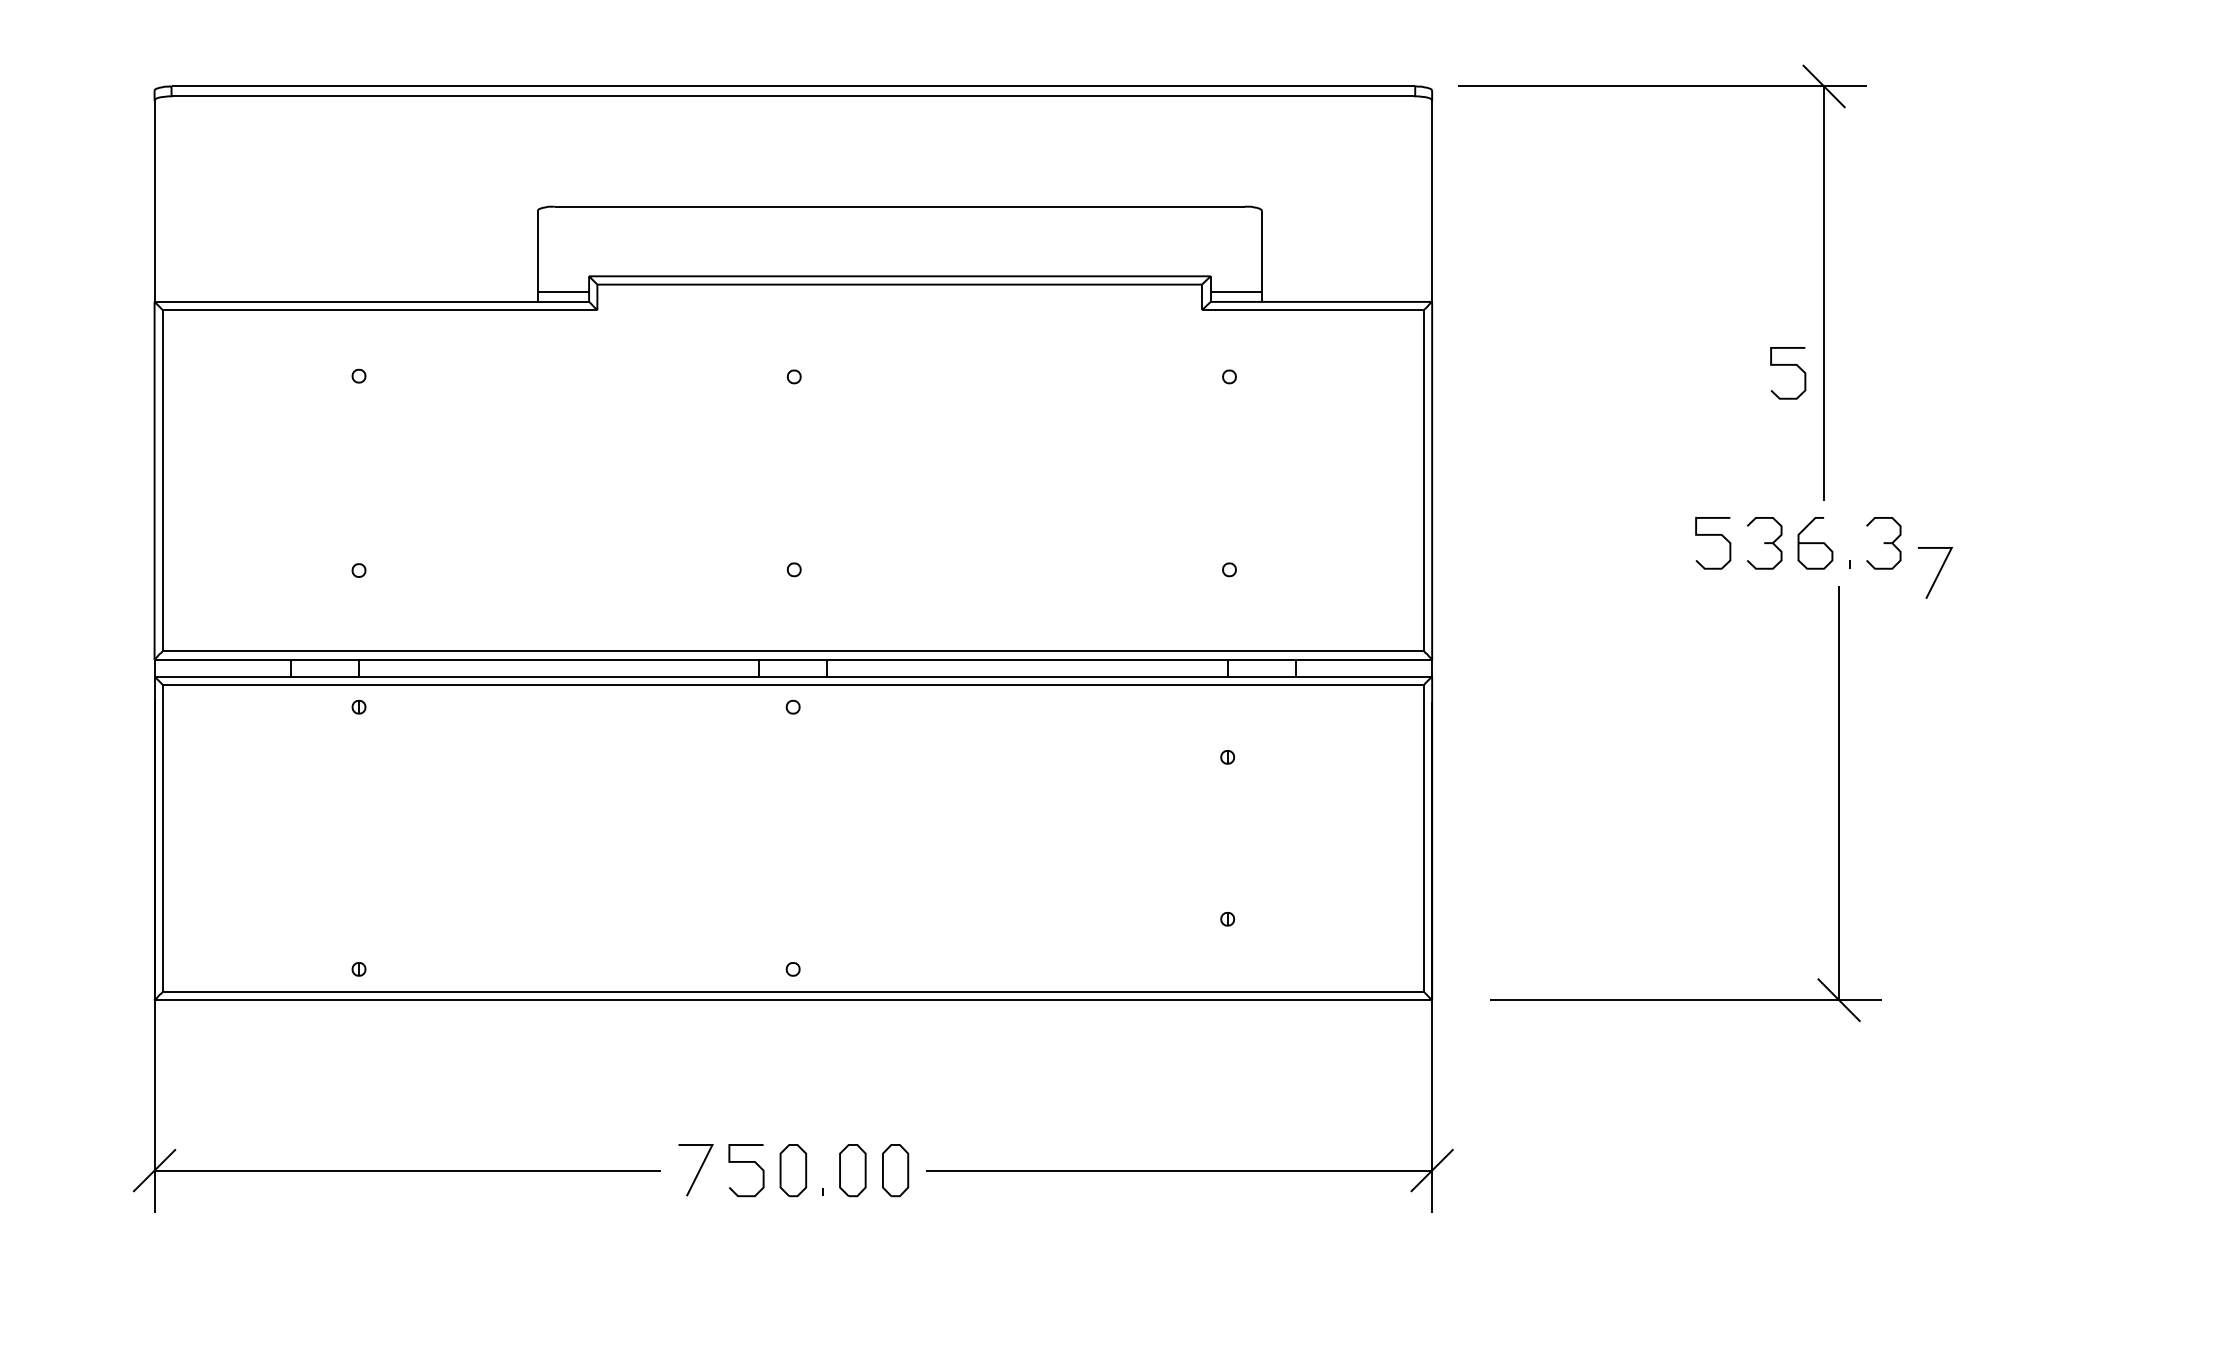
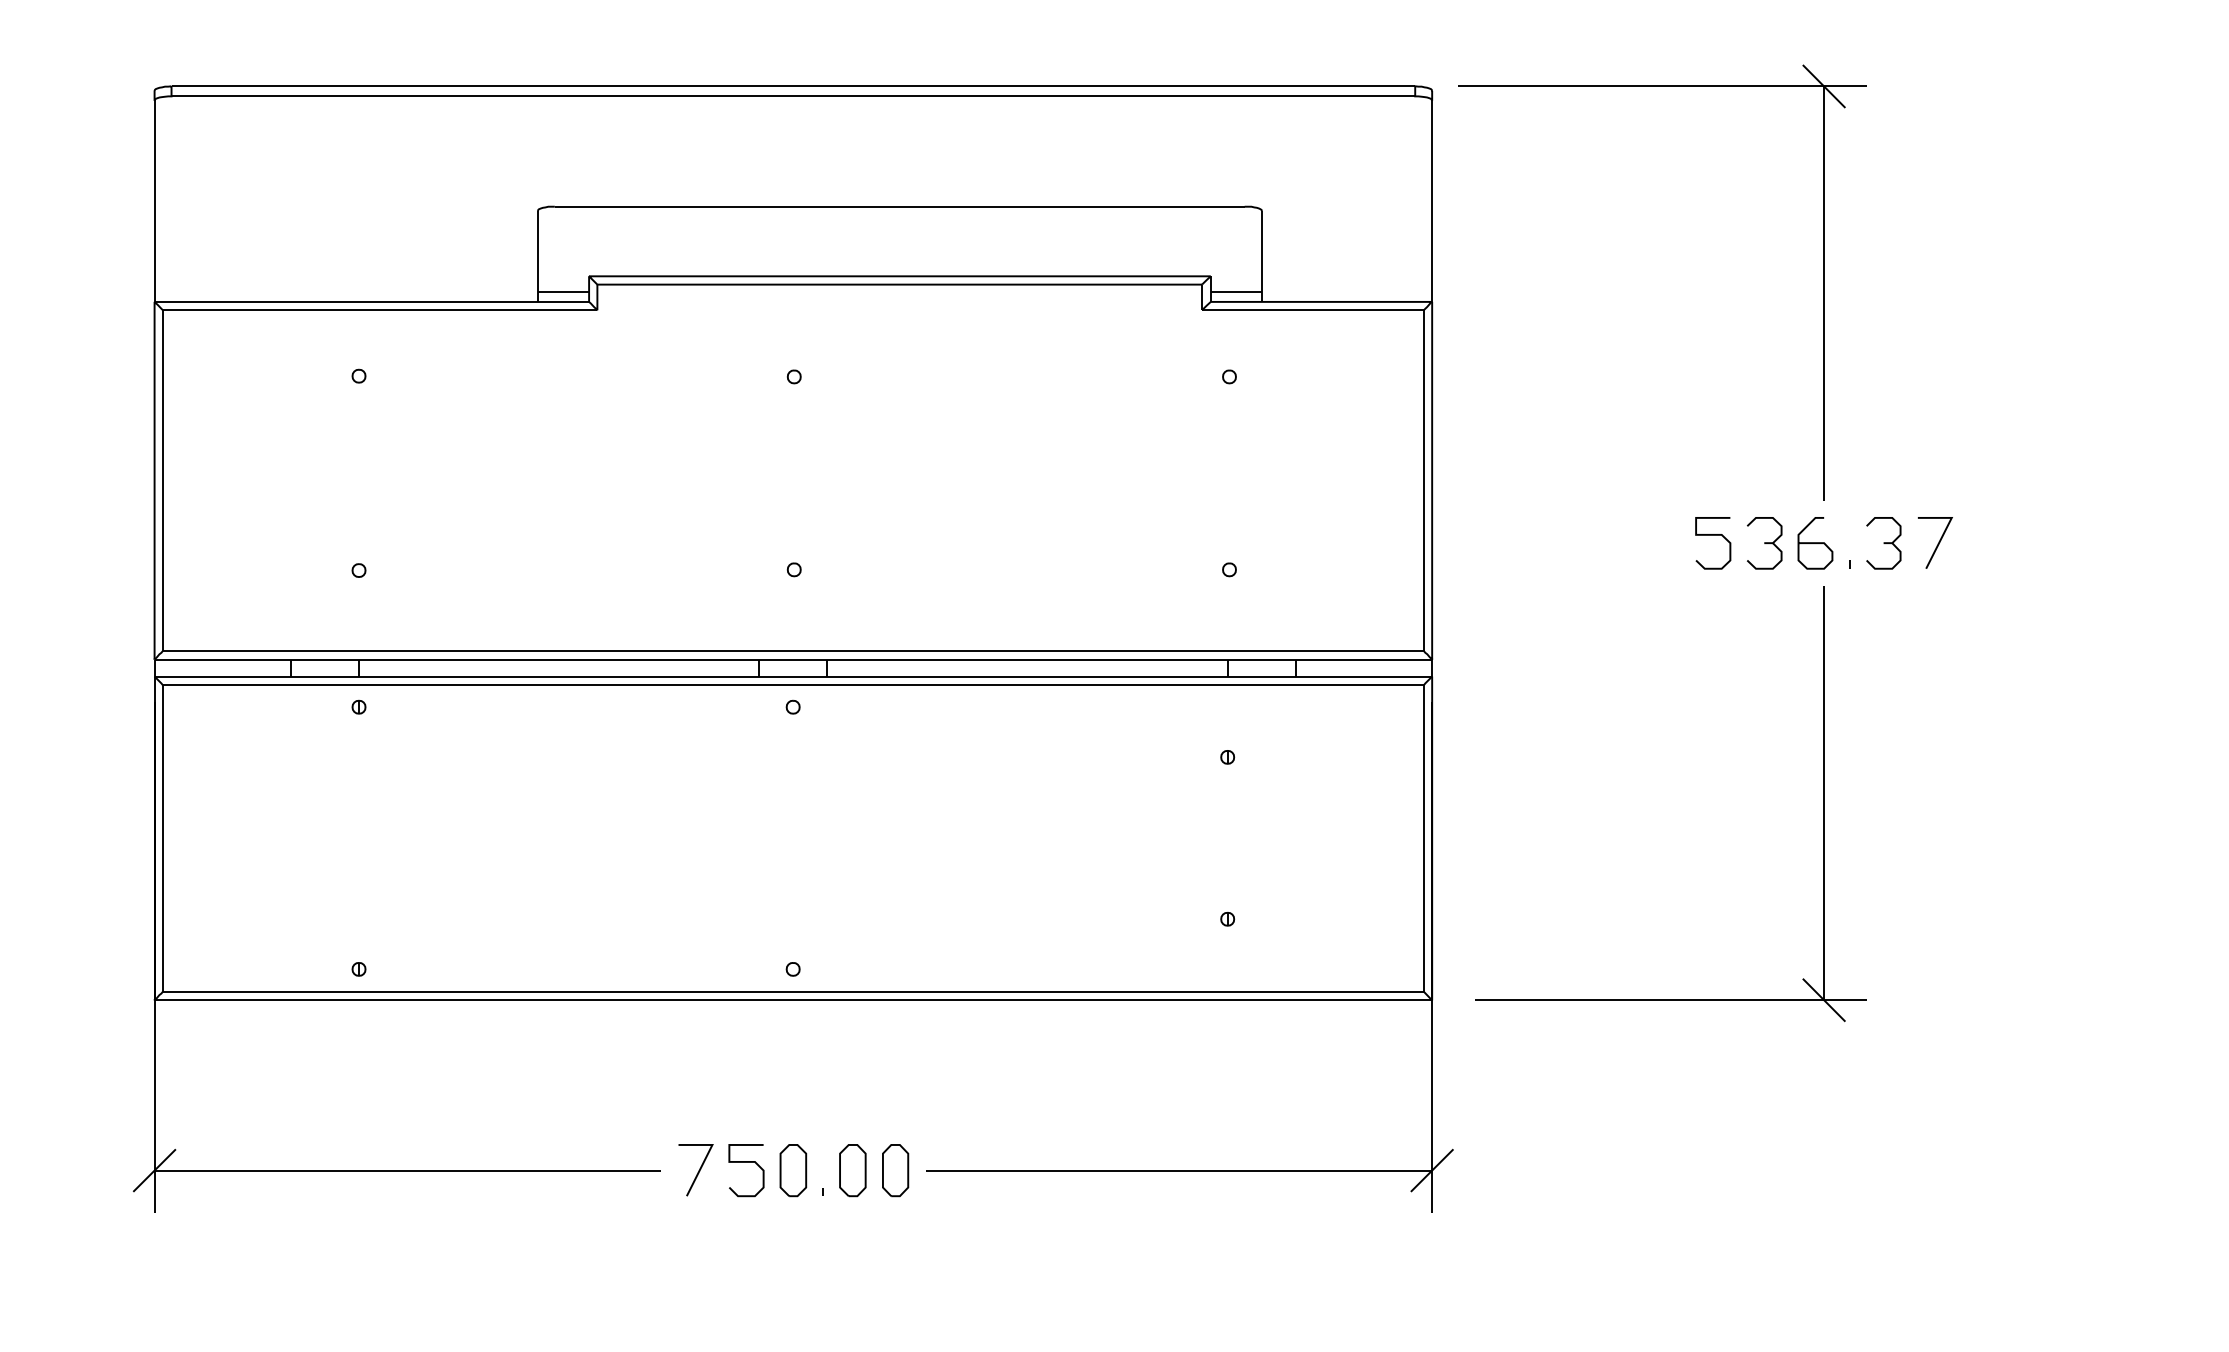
curve: present -> none (1788, 365)
curve position: (1937, 573) -> (1937, 543) (1937, 543)
part position: (1838, 803) -> (1823, 803) (1823, 803)
